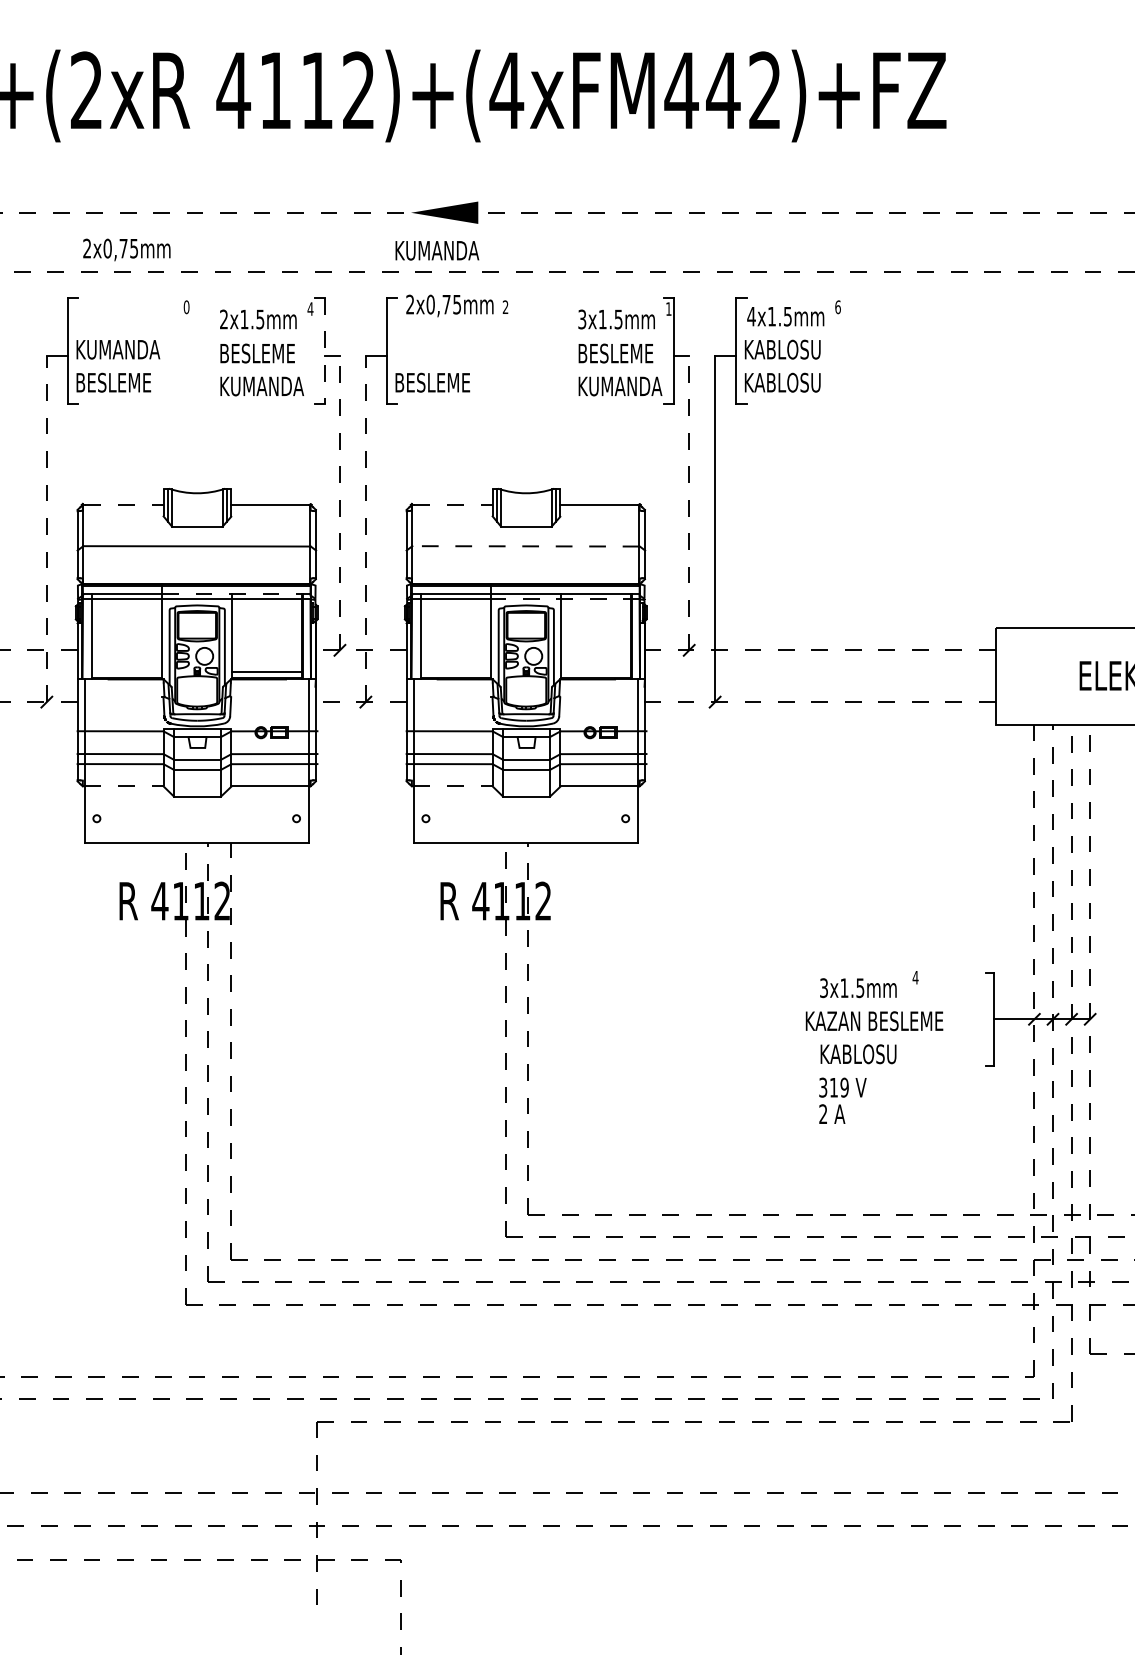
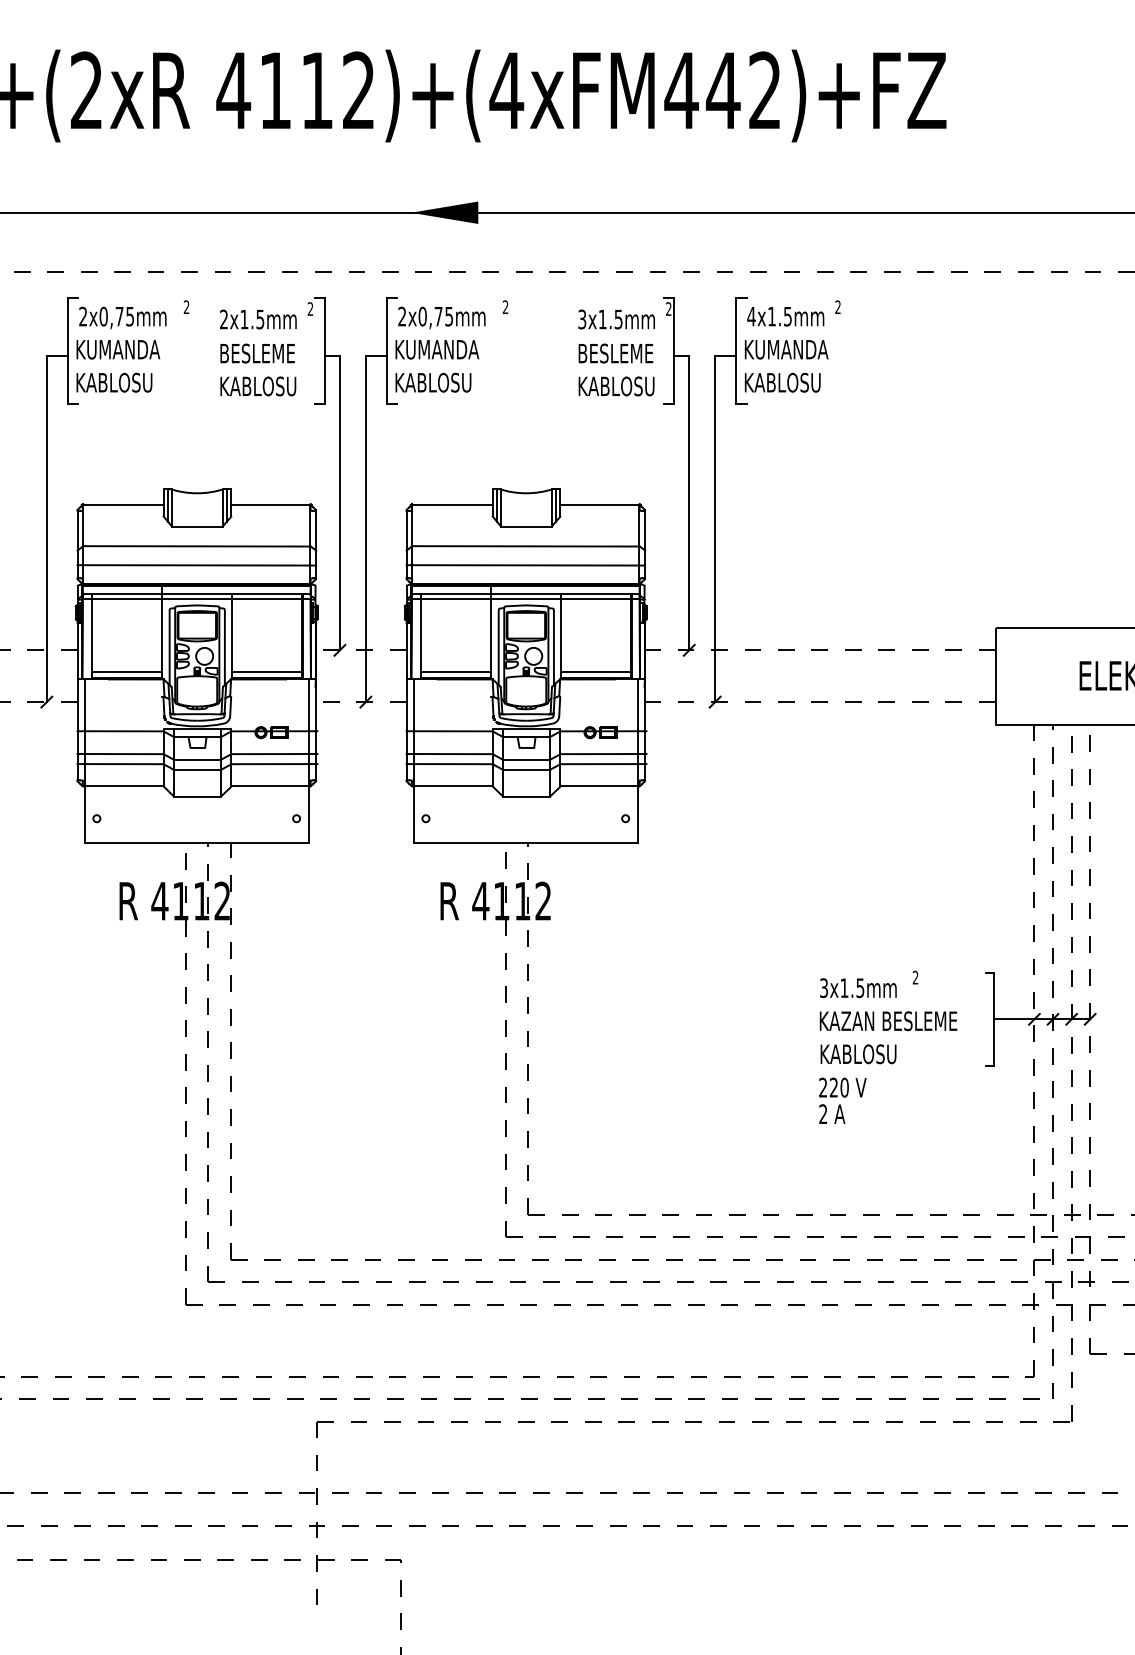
line: dashed -> solid (566, 212)
text position: (126, 249) -> (122, 317) (122, 317)
text position: (437, 250) -> (437, 349) (437, 349)
text position: (449, 305) -> (441, 317) (441, 317)
text: 0 -> 2 (186, 307)
text: 6 -> 2 (837, 307)
text: 4 -> 2 (310, 308)
text: 1 -> 2 (668, 308)
text: KABLOSU -> KUMANDA (791, 349)
line: dashed -> solid (325, 350)
text: BESLEME -> KABLOSU (115, 382)
text: BESLEME -> KABLOSU (434, 382)
text: KUMANDA -> KABLOSU (267, 386)
text: KUMANDA -> KABLOSU (625, 386)
line: dashed -> solid (339, 502)
line: dashed -> solid (689, 502)
line: dashed -> solid (124, 504)
line: dashed -> solid (453, 504)
line: dashed -> solid (46, 529)
line: dashed -> solid (365, 529)
line: dashed -> solid (525, 546)
line: none -> present (196, 565)
line: none -> present (525, 565)
line: dashed -> solid (237, 593)
line: dashed -> solid (565, 599)
line: none -> present (126, 671)
line: none -> present (455, 671)
line: none -> present (596, 671)
line: dashed -> solid (124, 786)
line: dashed -> solid (453, 786)
text: 4 -> 2 (915, 977)
text position: (874, 1021) -> (888, 1021) (888, 1021)
text: 319 -> 220 (833, 1087)
